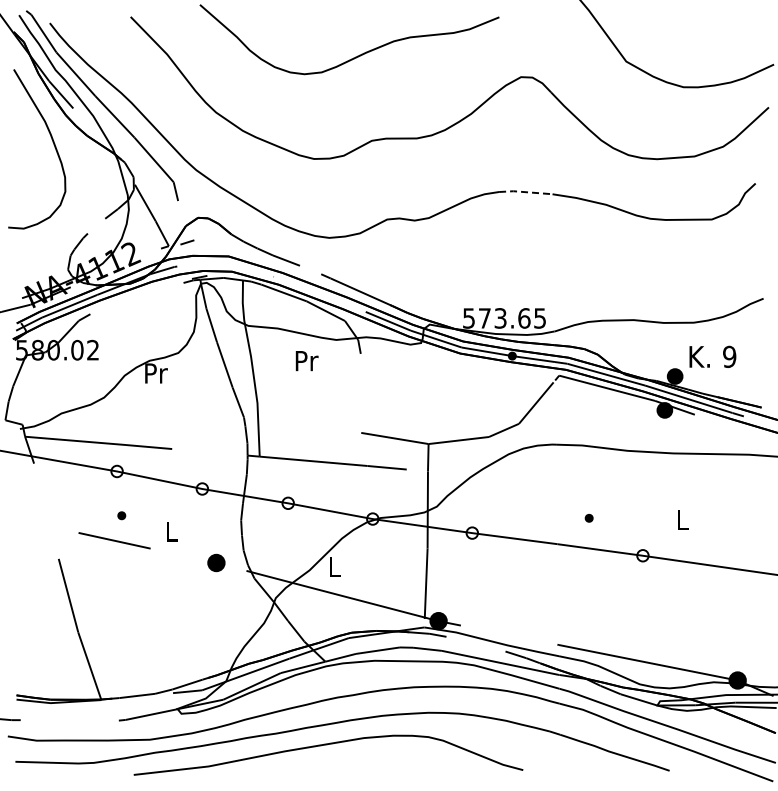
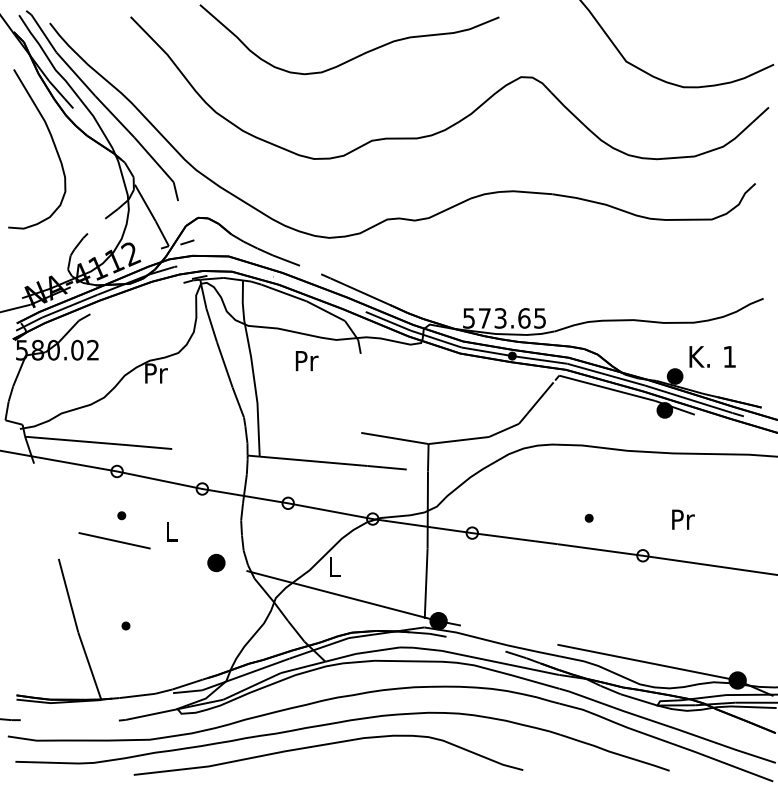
line: dashed -> solid (526, 192)
text: 9 -> 1 (729, 356)
text: L -> Pr (683, 519)
part: none -> present (125, 625)
